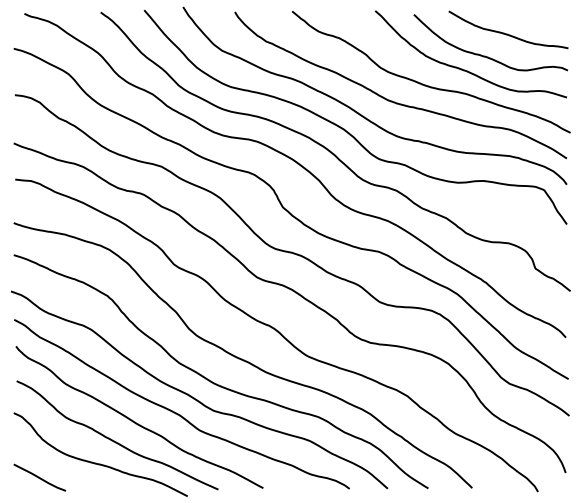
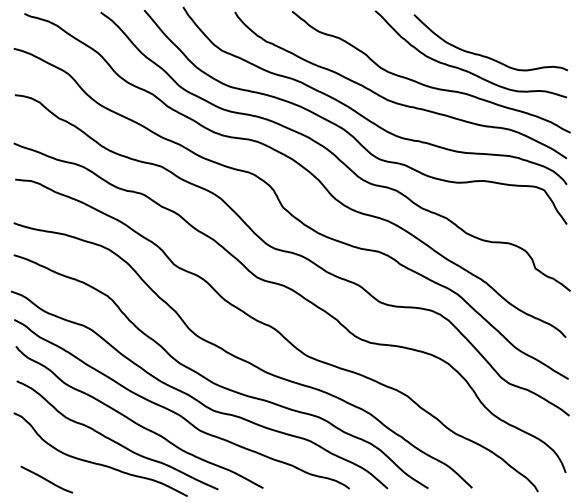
curve: present -> none (507, 33)
curve position: (39, 477) -> (46, 479) (46, 479)
